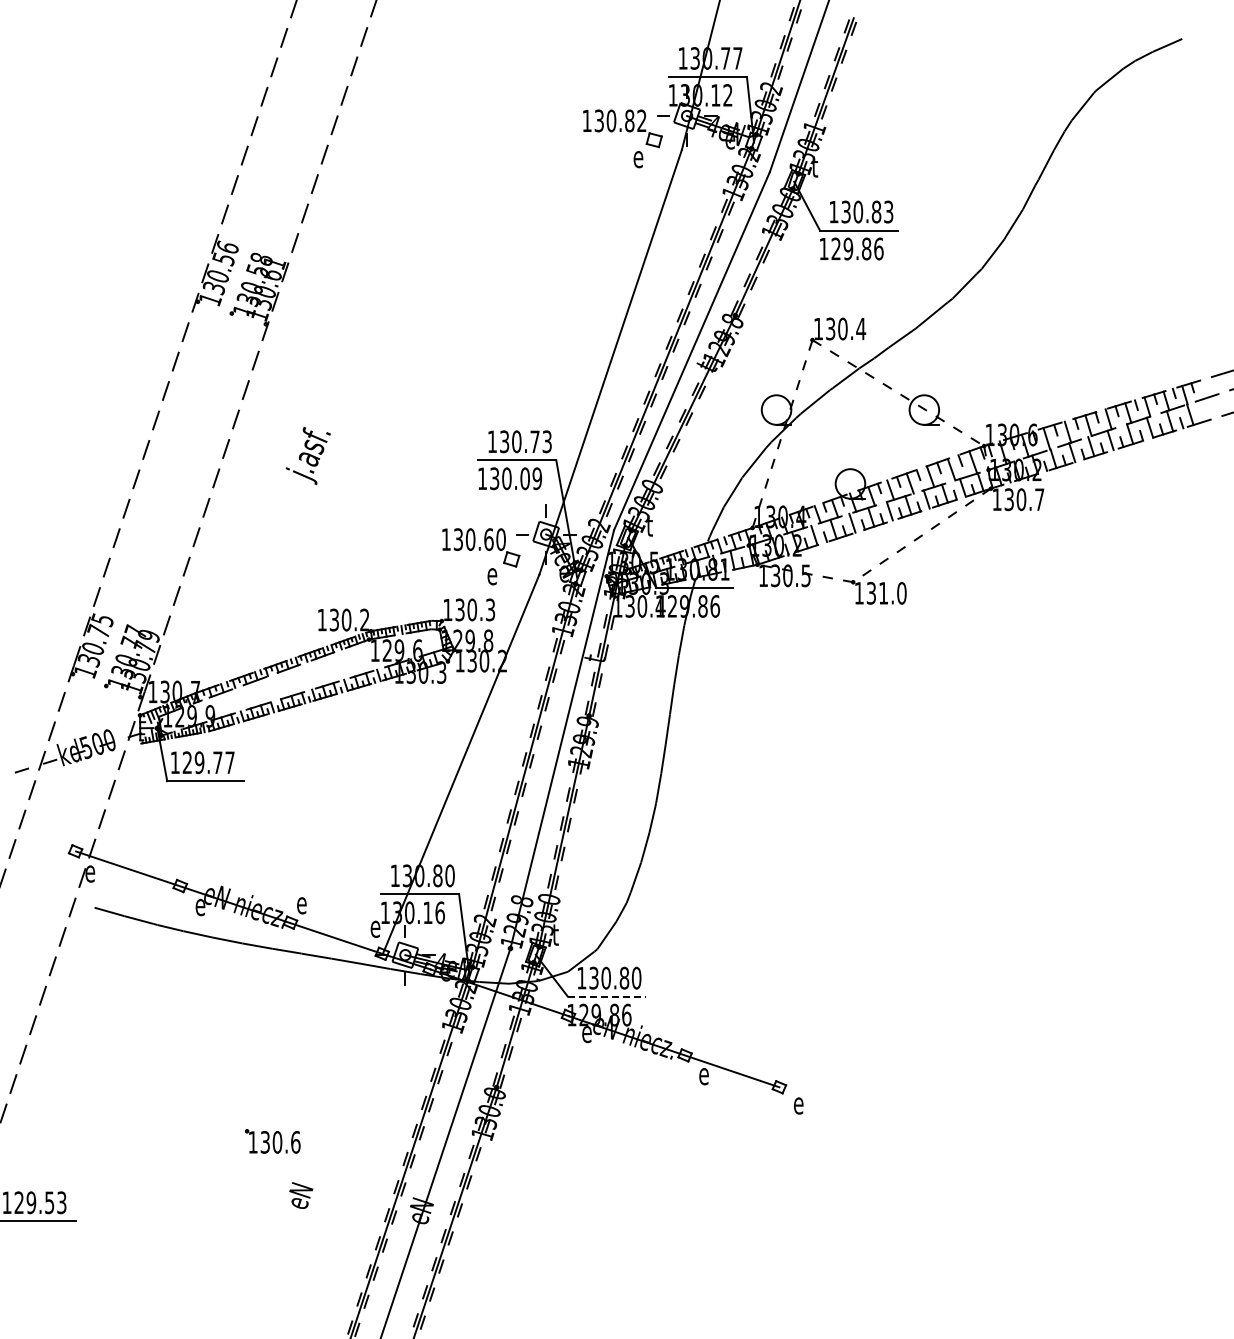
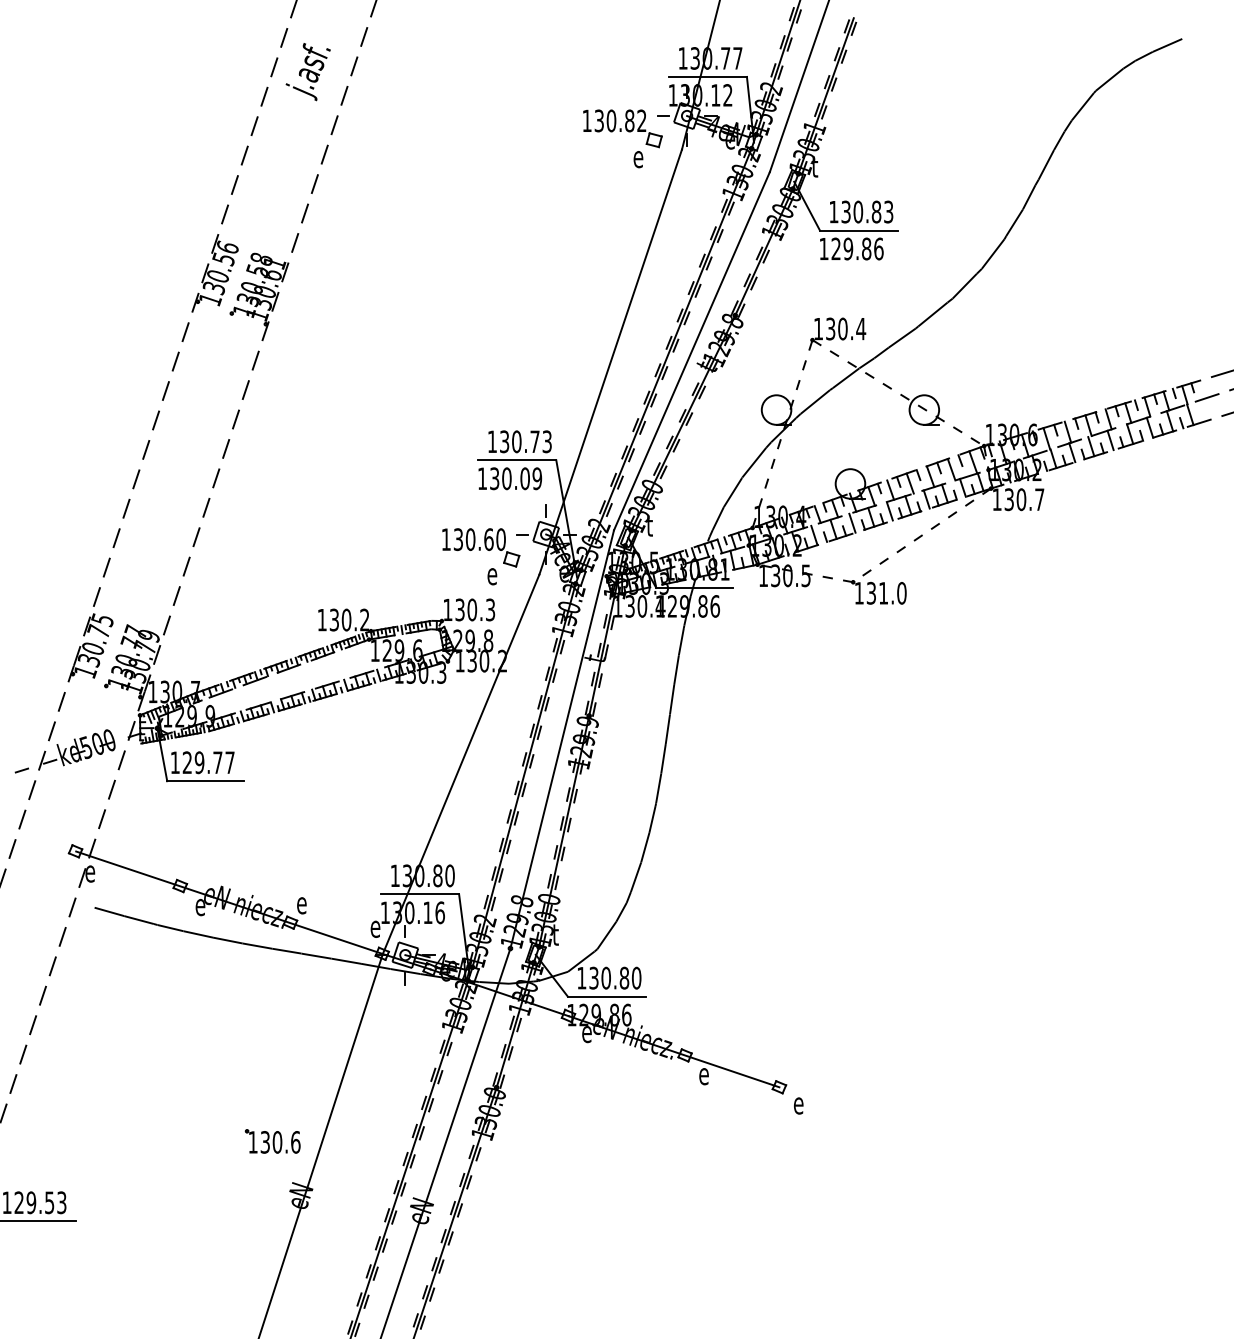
text position: (307, 456) -> (307, 72) (307, 72)
line: dashed -> solid (606, 996)
line: none -> present (320, 1144)
